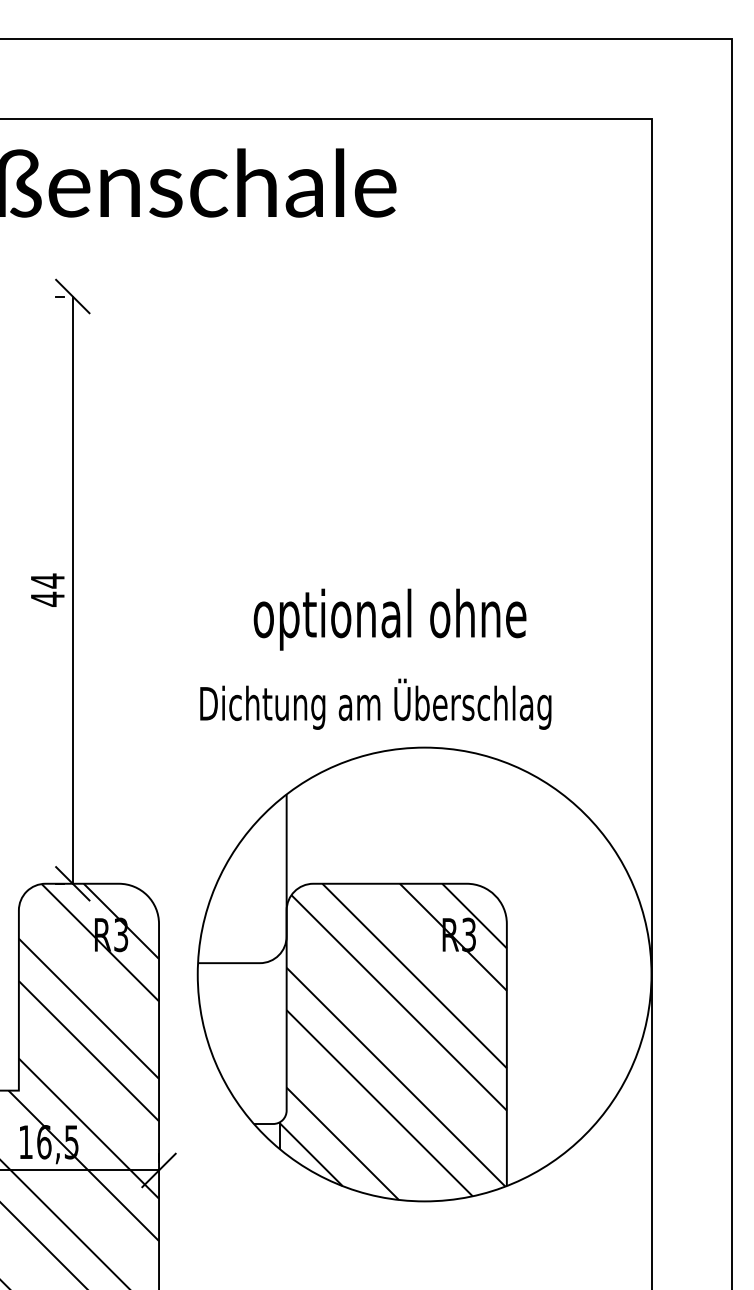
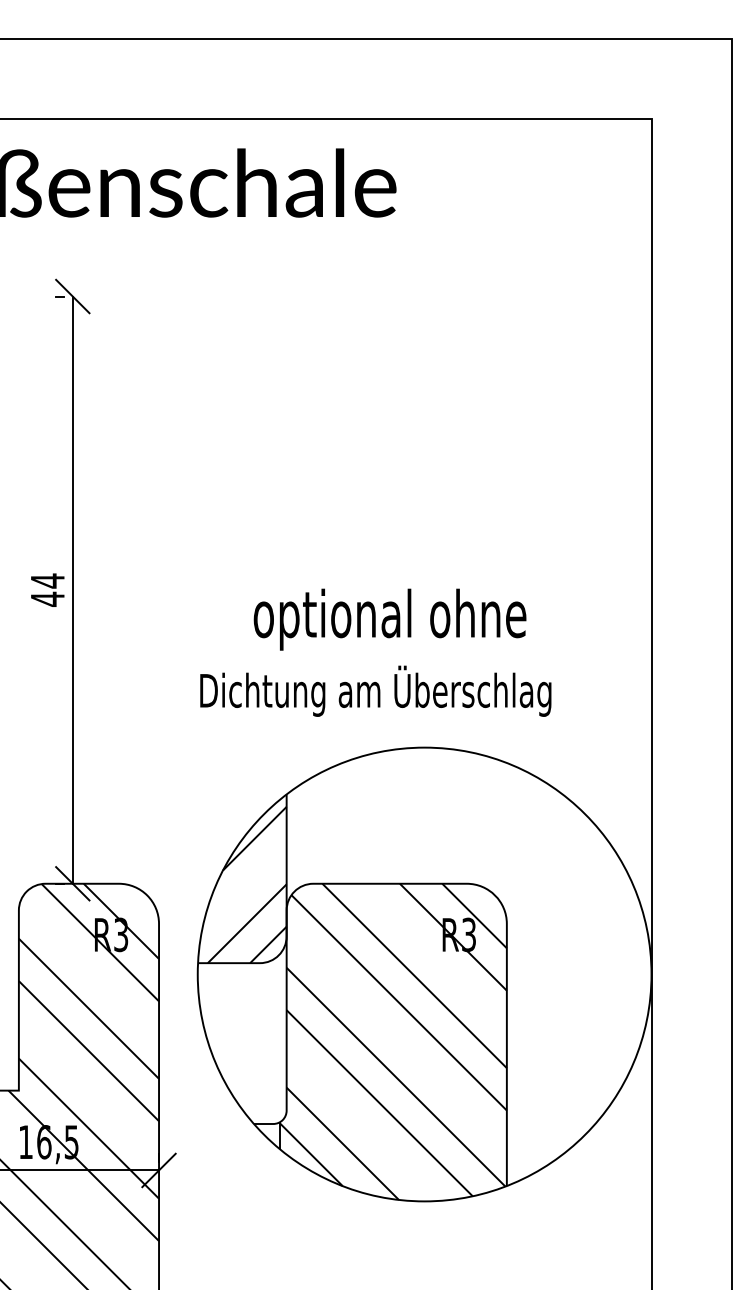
text position: (375, 703) -> (375, 690) (375, 690)
hatch: none -> present (246, 884)
